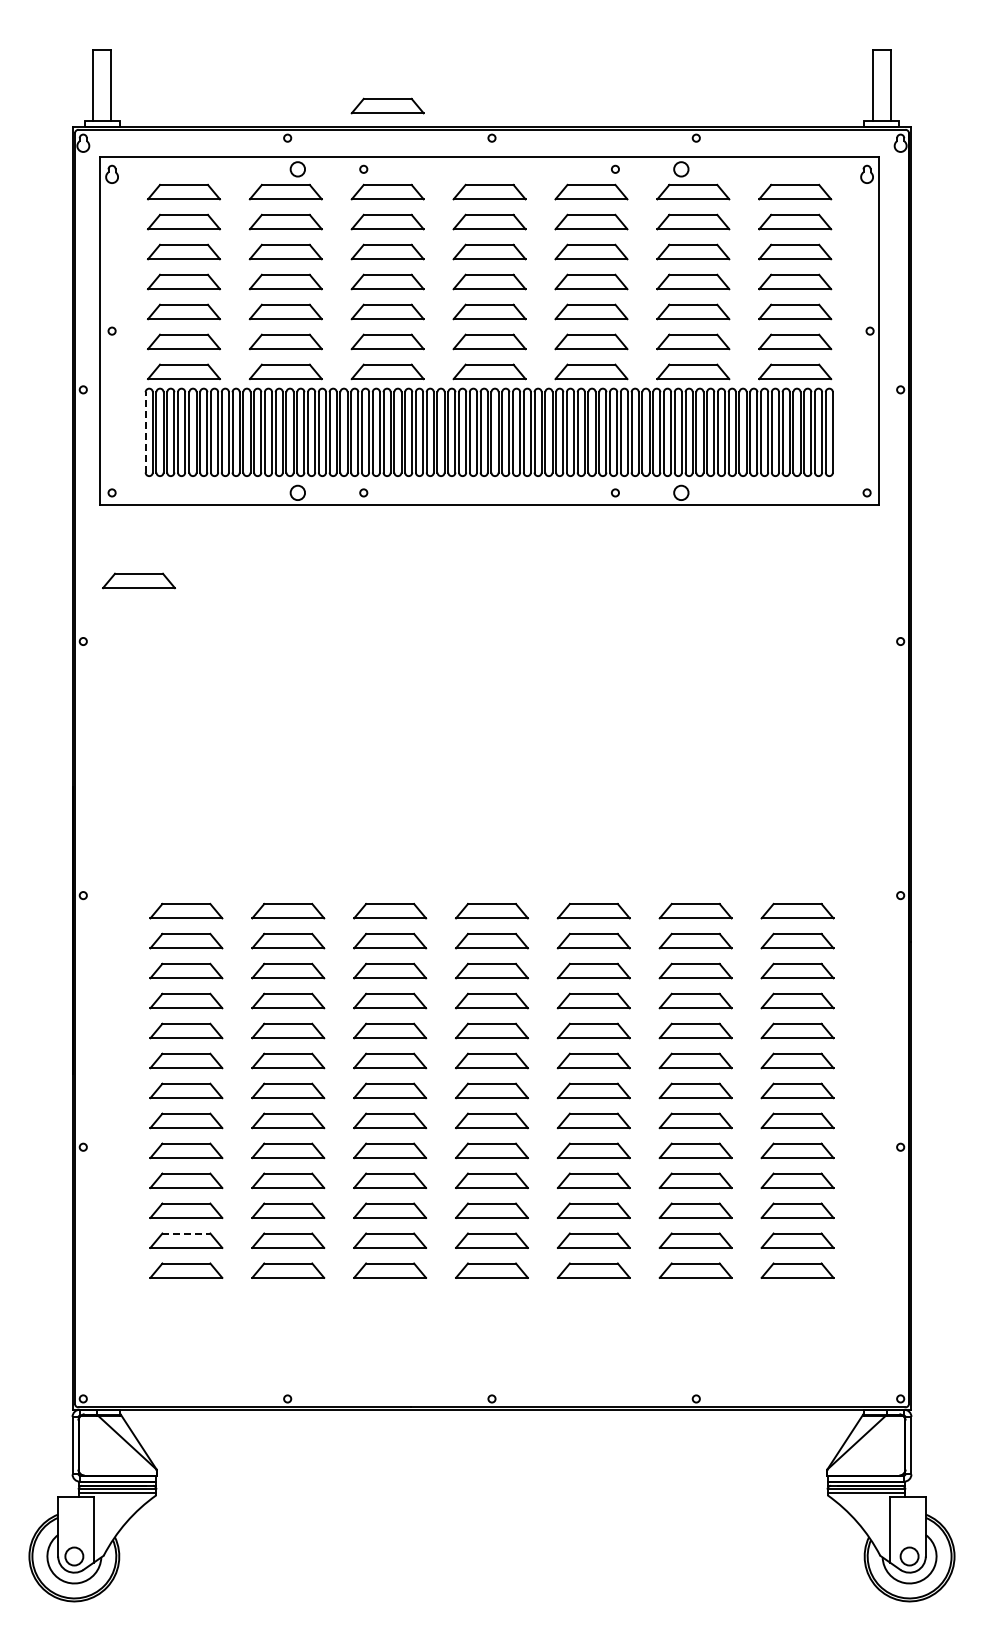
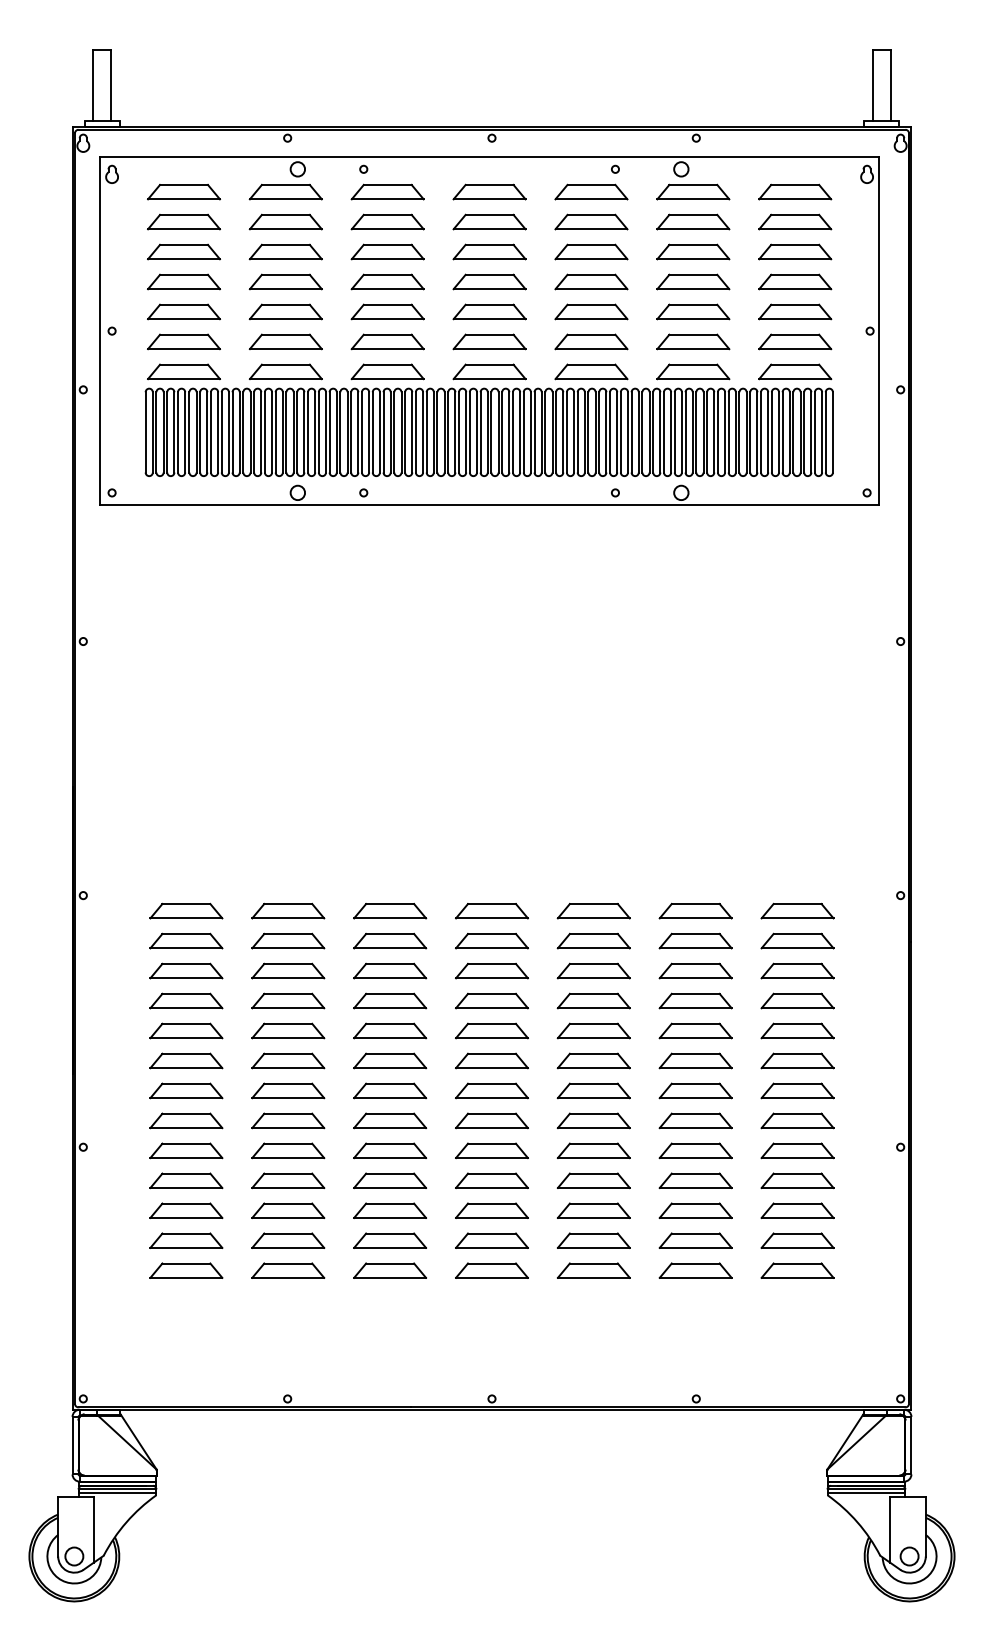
part: present -> none (387, 105)
line: dashed -> solid (145, 431)
part: present -> none (138, 580)
line: dashed -> solid (186, 1233)
